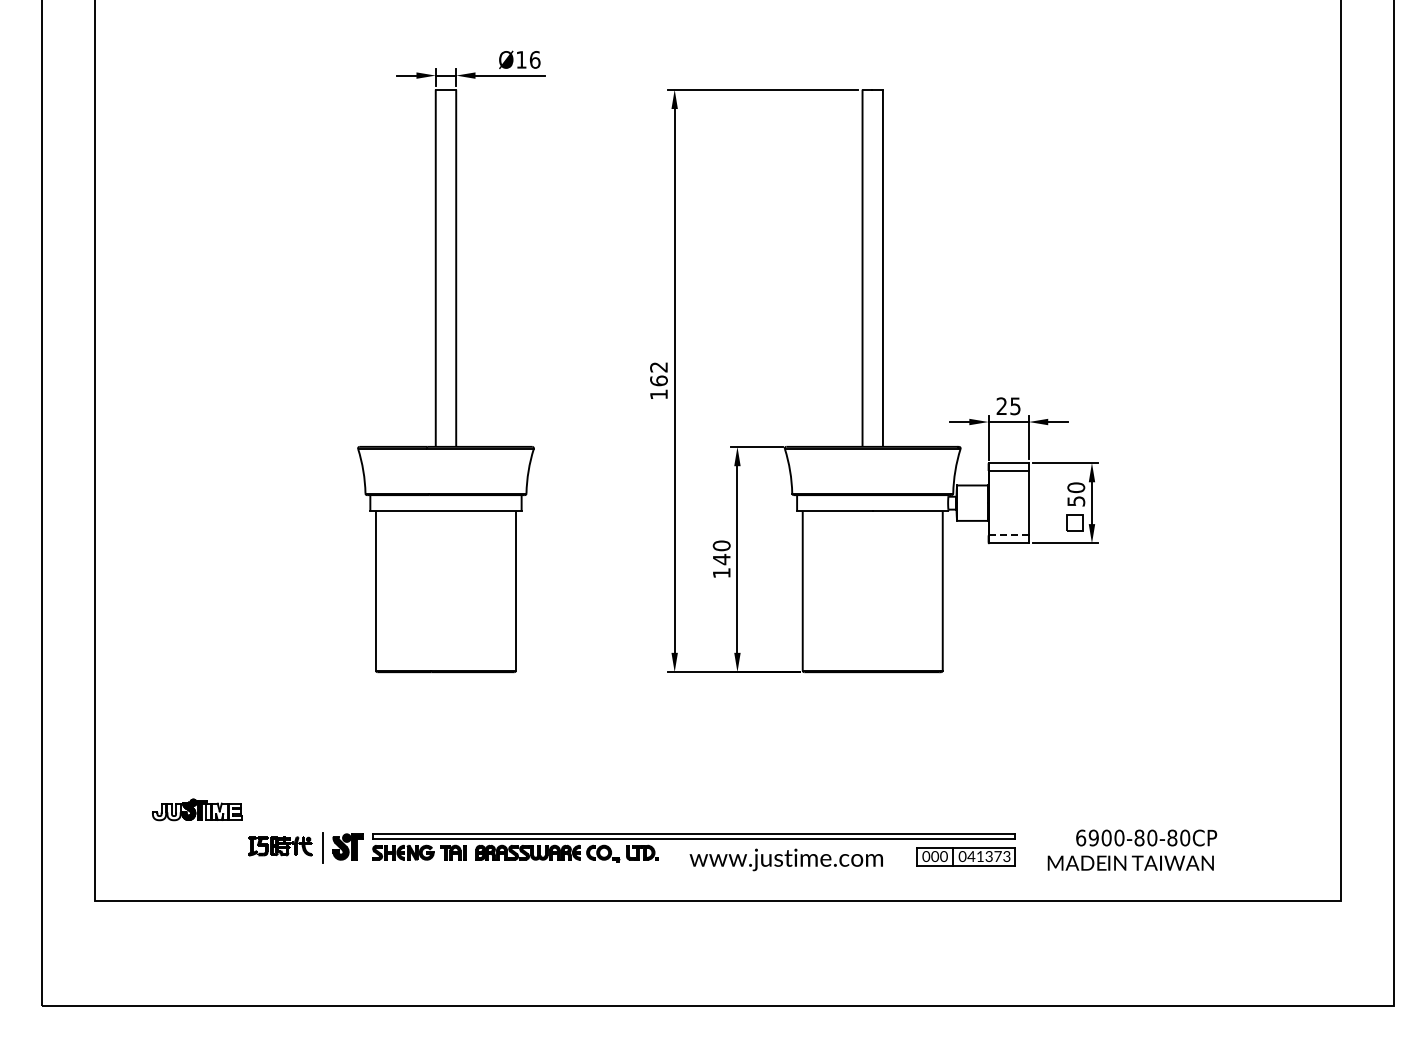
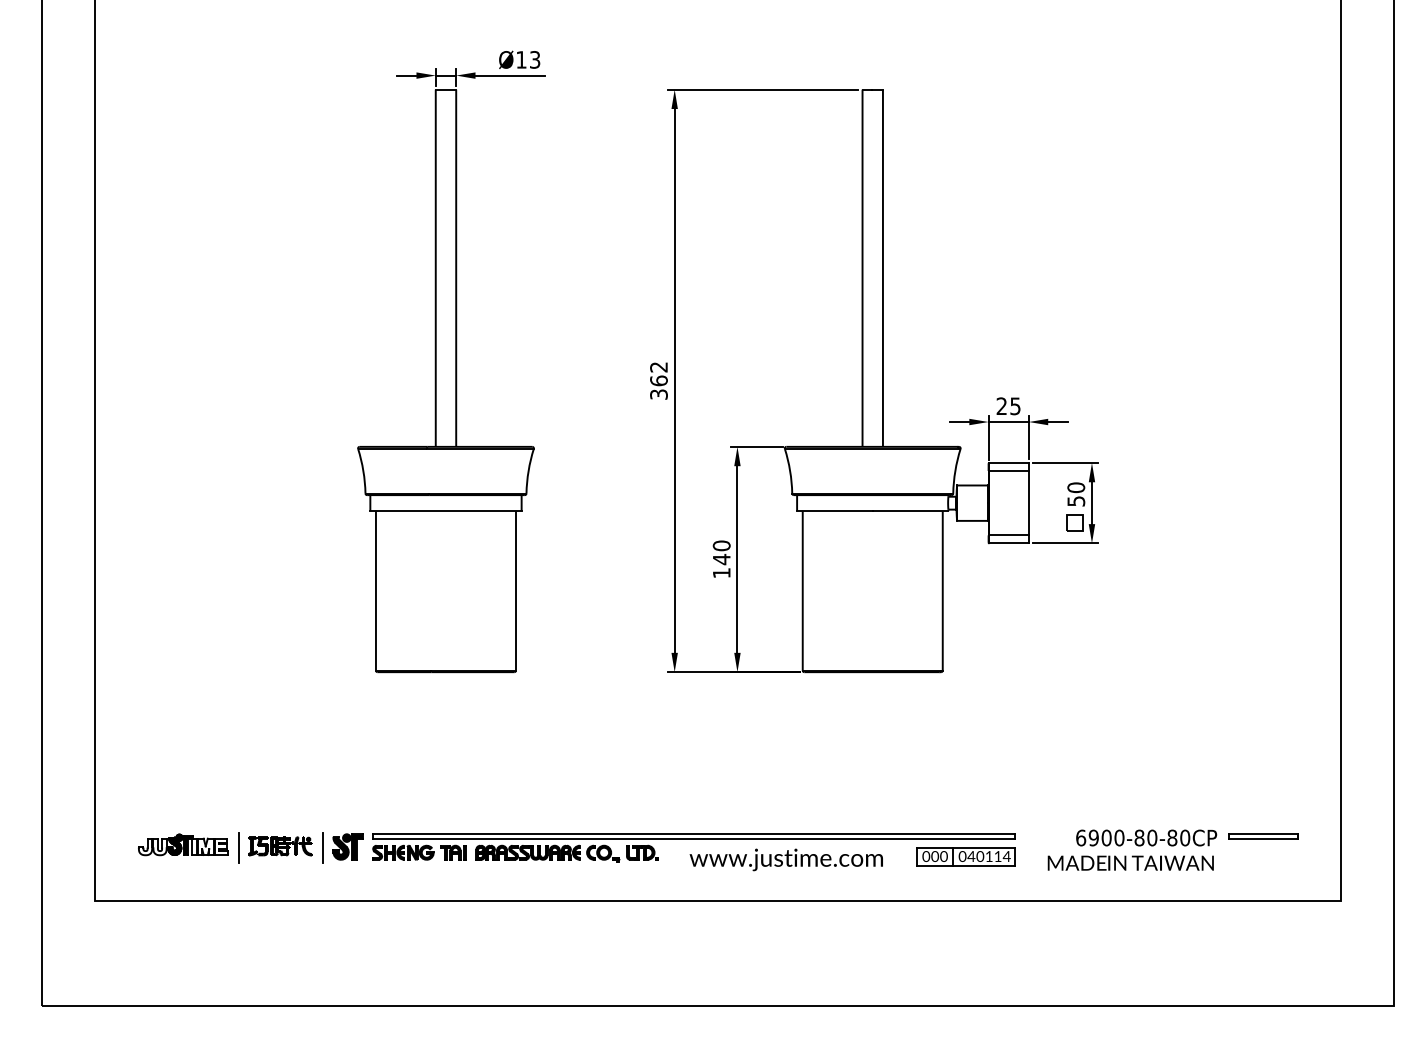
text: Ø16 -> Ø13 (534, 59)
text: 162 -> 362 (658, 394)
line: dashed -> solid (1009, 535)
part position: (197, 809) -> (183, 844) (183, 844)
part: none -> present (1263, 836)
line: none -> present (238, 847)
text: 041373 -> 040114 (993, 856)
